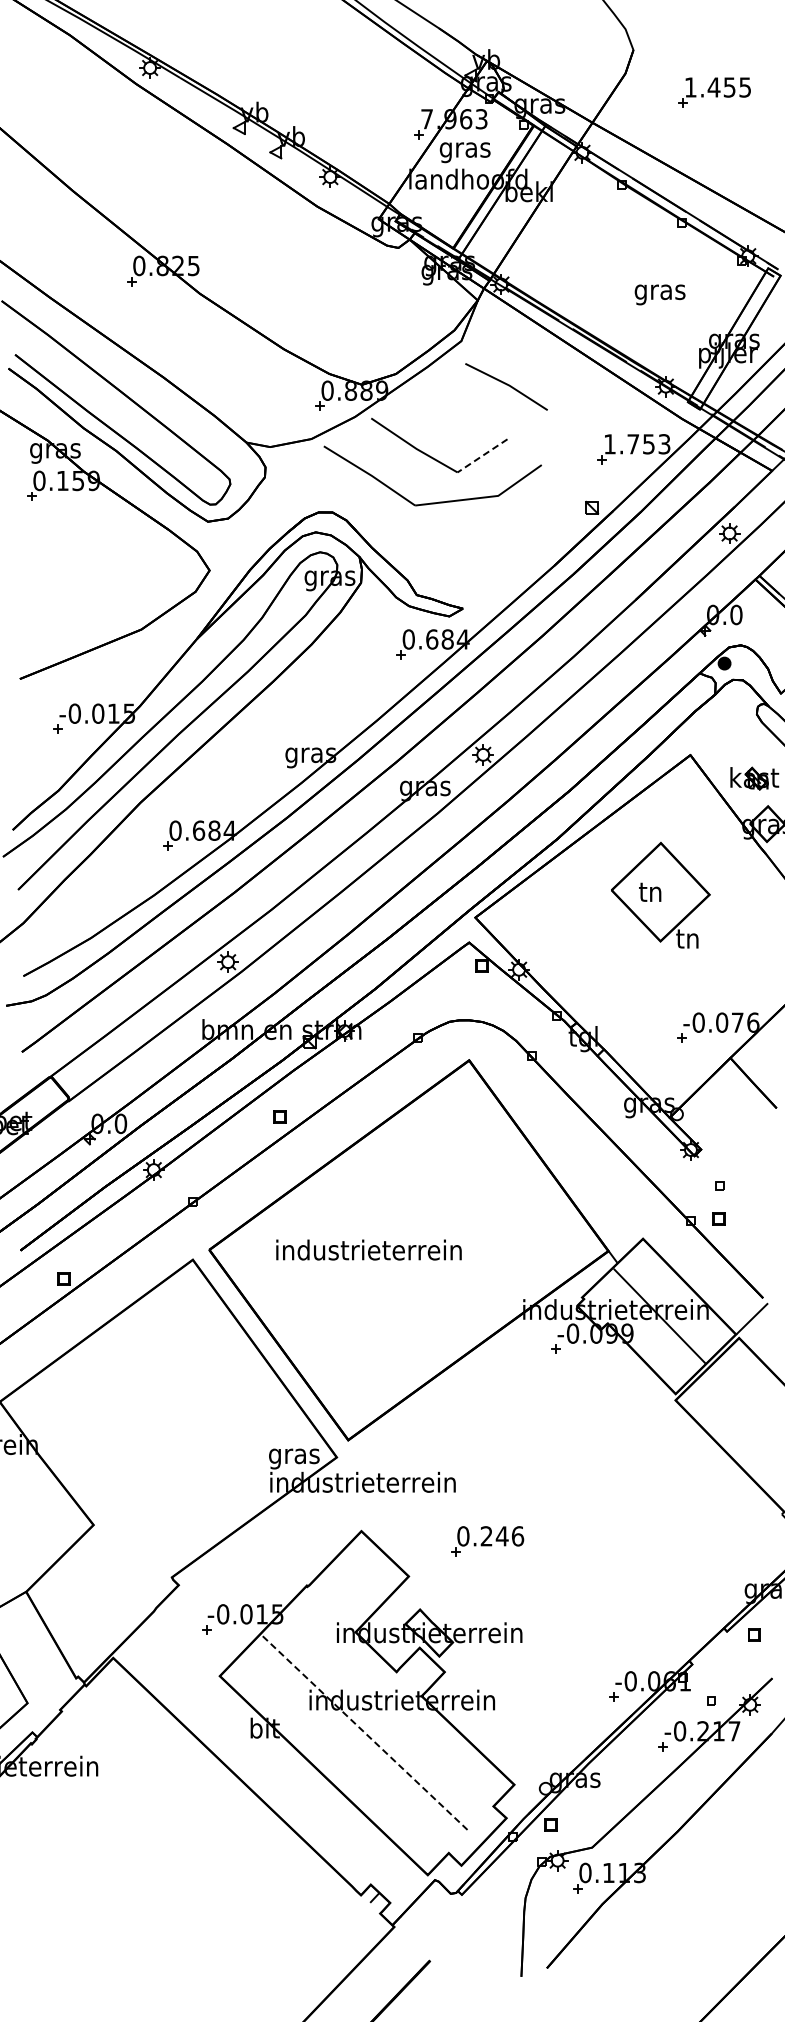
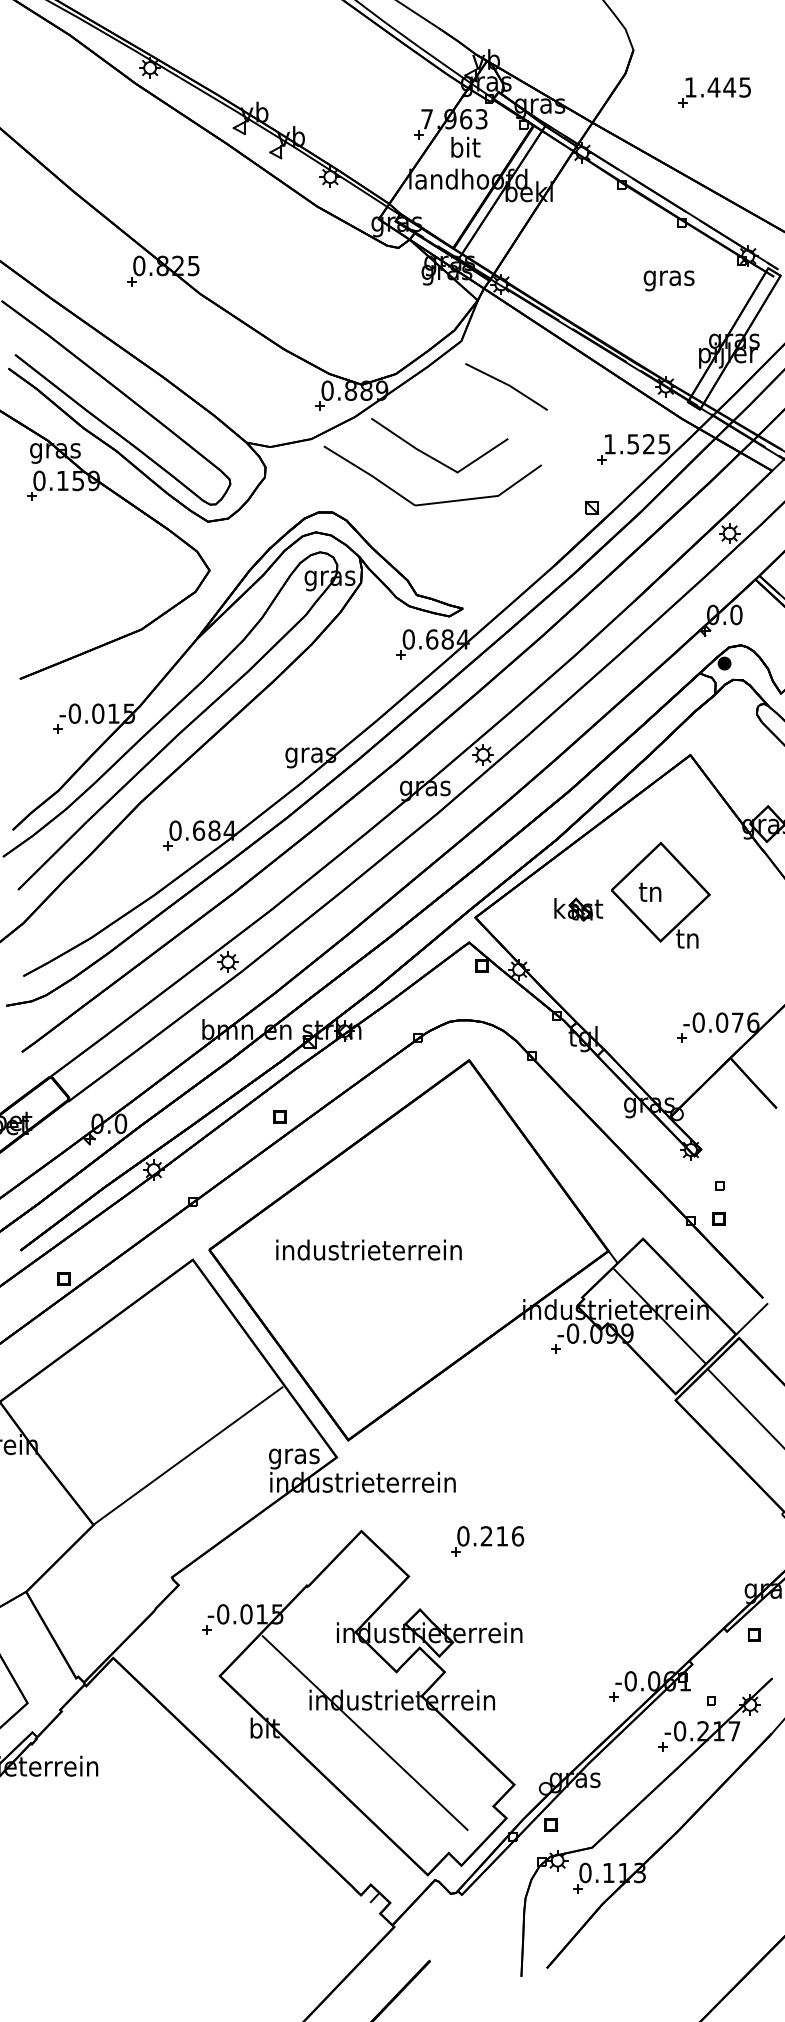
text: 1.455 -> 1.445 (729, 87)
text: gras -> bit (464, 149)
text position: (659, 294) -> (668, 280) (668, 280)
text: 1.753 -> 1.525 (648, 444)
line: dashed -> solid (482, 455)
part position: (754, 778) -> (578, 909) (578, 909)
line: none -> present (744, 1407)
line: none -> present (187, 1455)
text: 0.246 -> 0.216 (501, 1536)
line: dashed -> solid (365, 1733)
